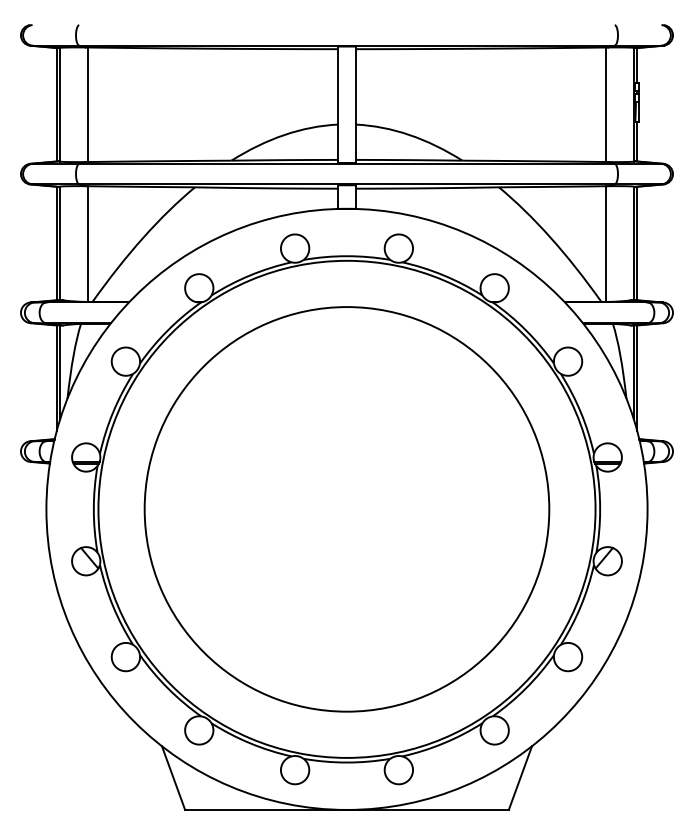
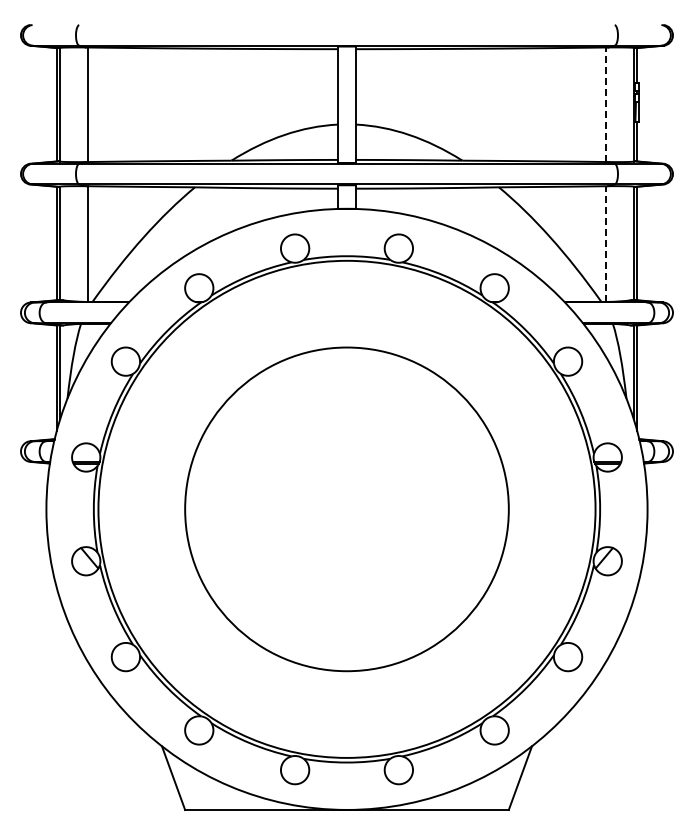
line: solid -> dashed (605, 104)
line: solid -> dashed (605, 244)
circle diameter: 405 px -> 324 px (346, 509)
